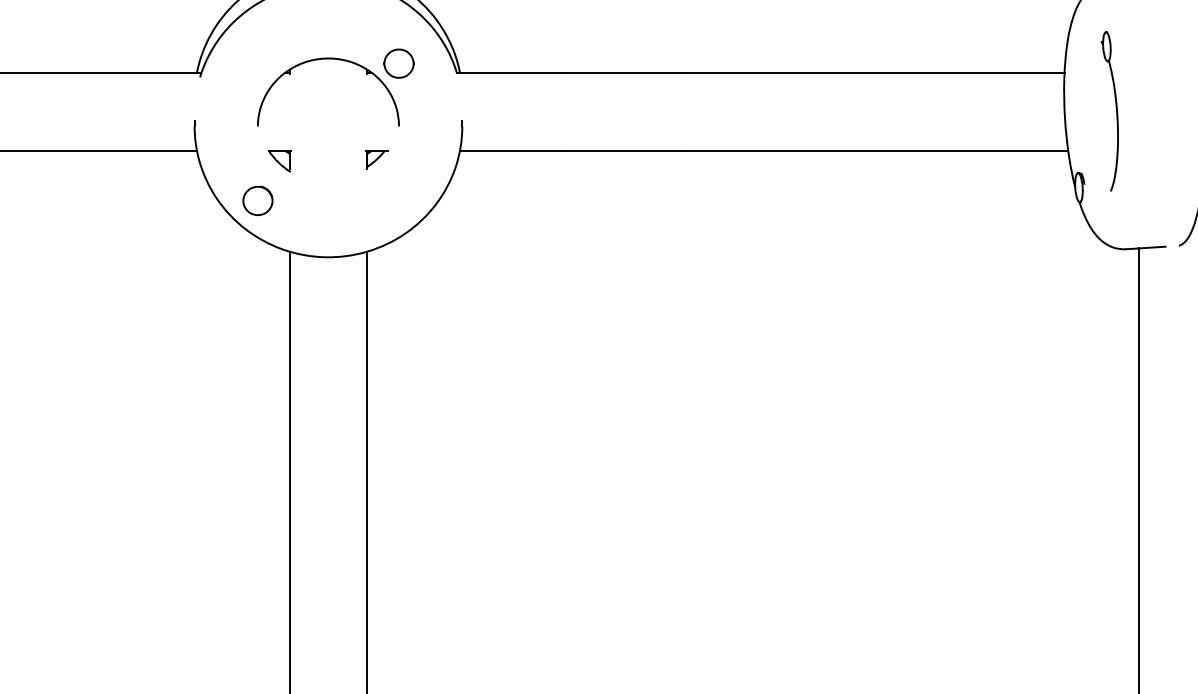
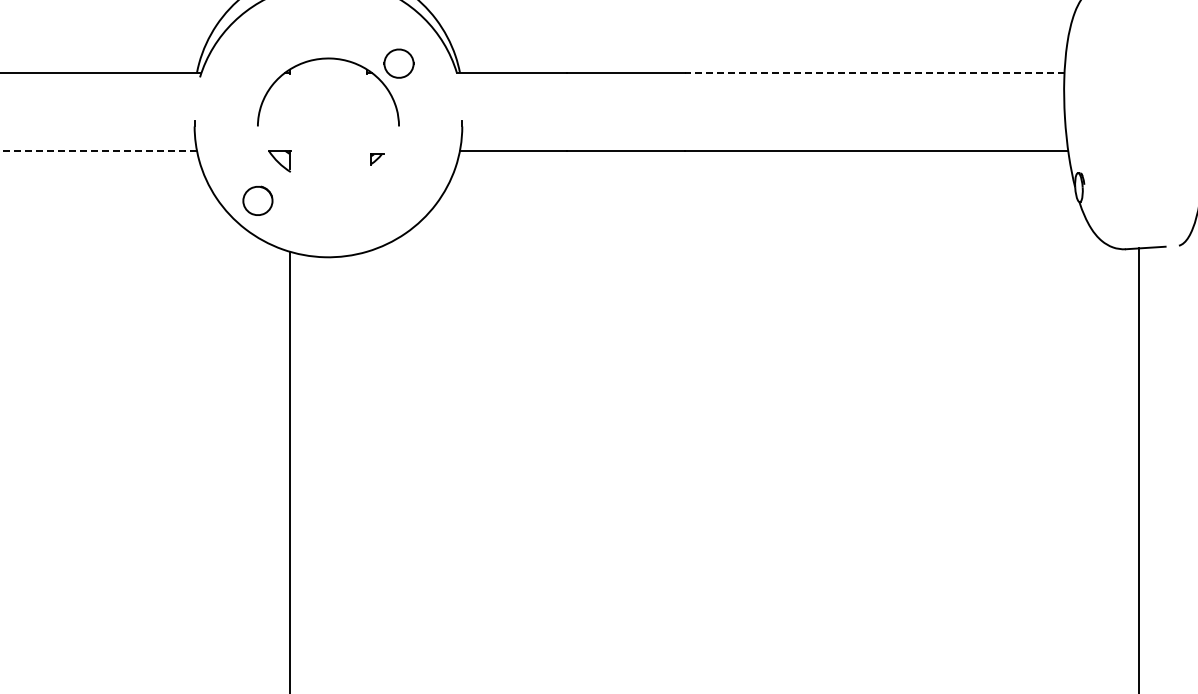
line: solid -> dashed (874, 72)
part: present -> none (1116, 111)
line: solid -> dashed (98, 150)
part size: 24x20 px -> 15x13 px (377, 159)
line: present -> none (367, 470)
